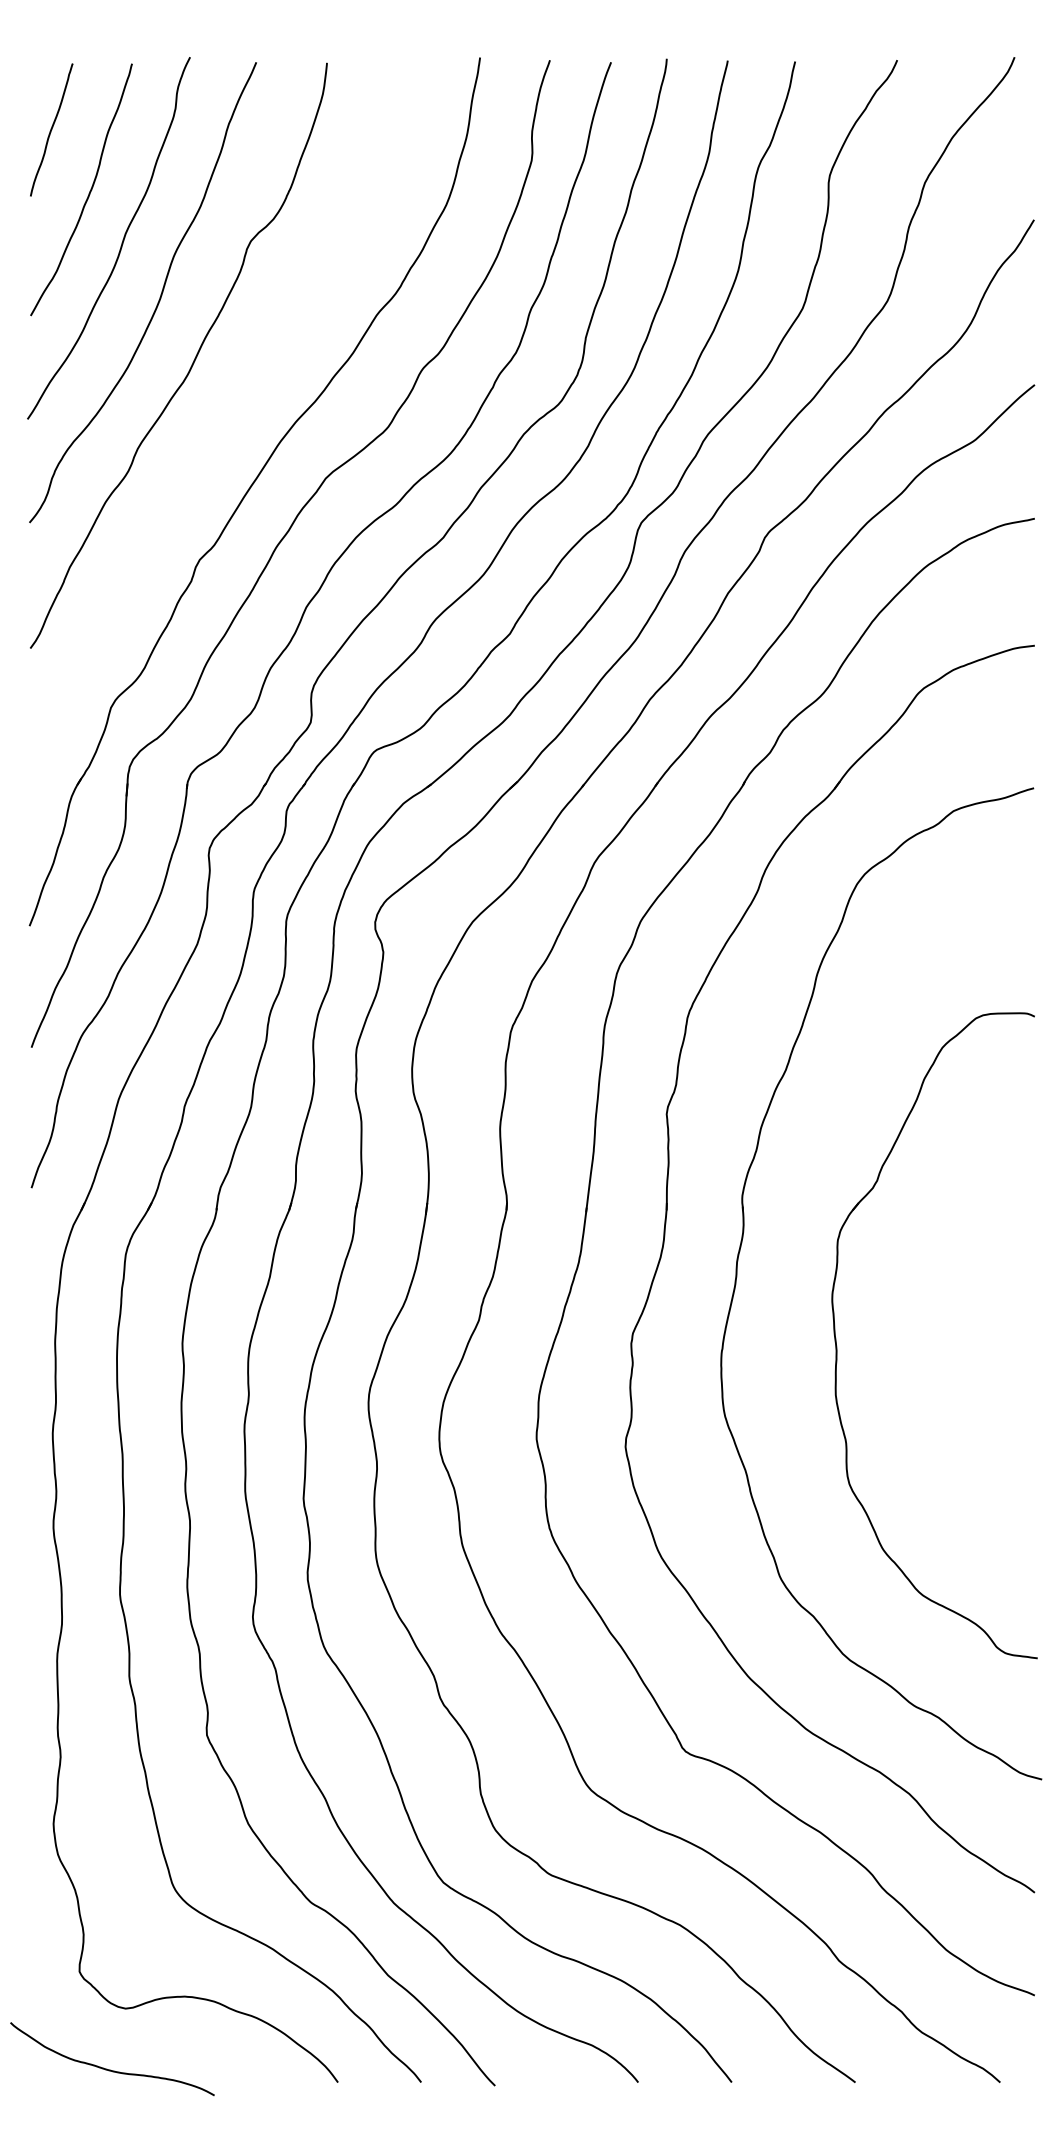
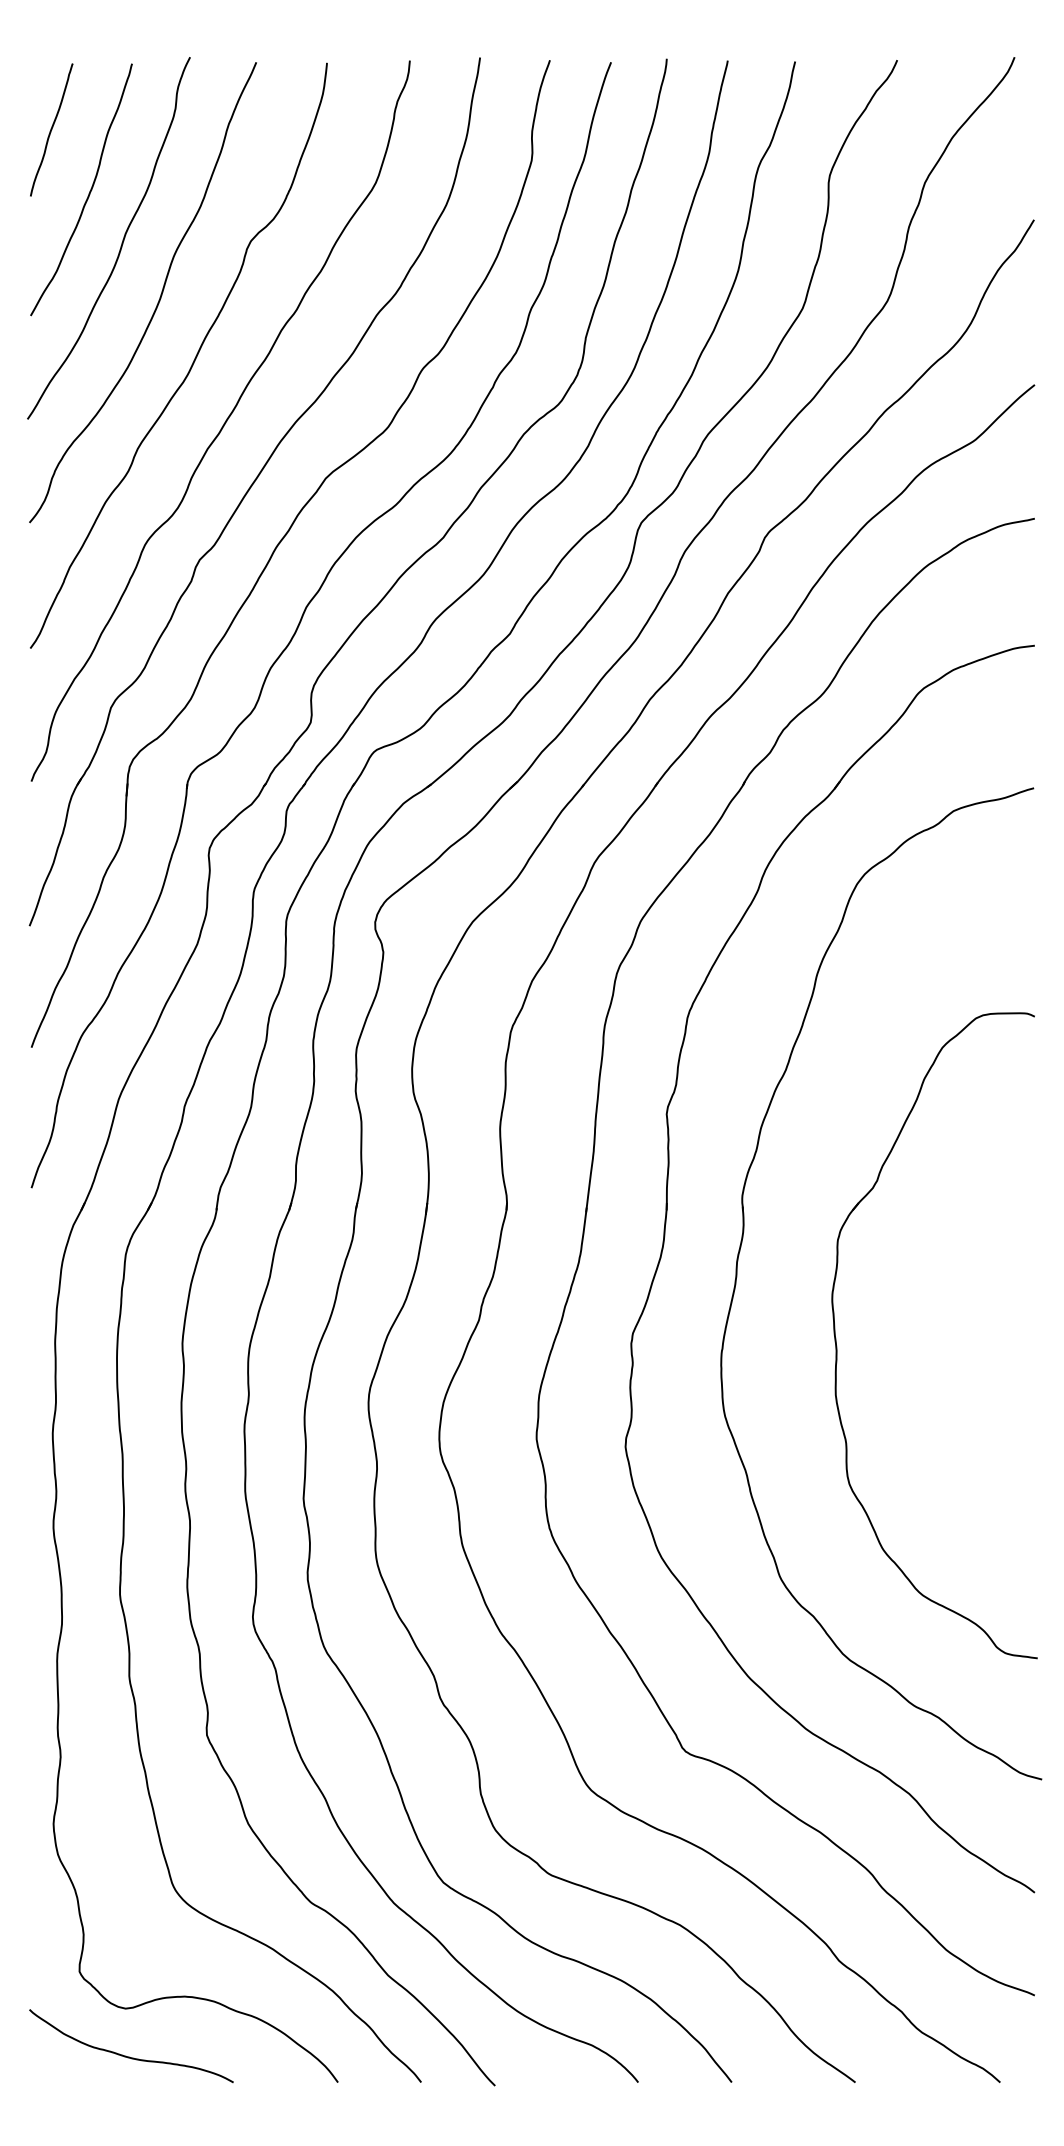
curve: none -> present (223, 423)
curve position: (110, 2069) -> (129, 2056) (129, 2056)
